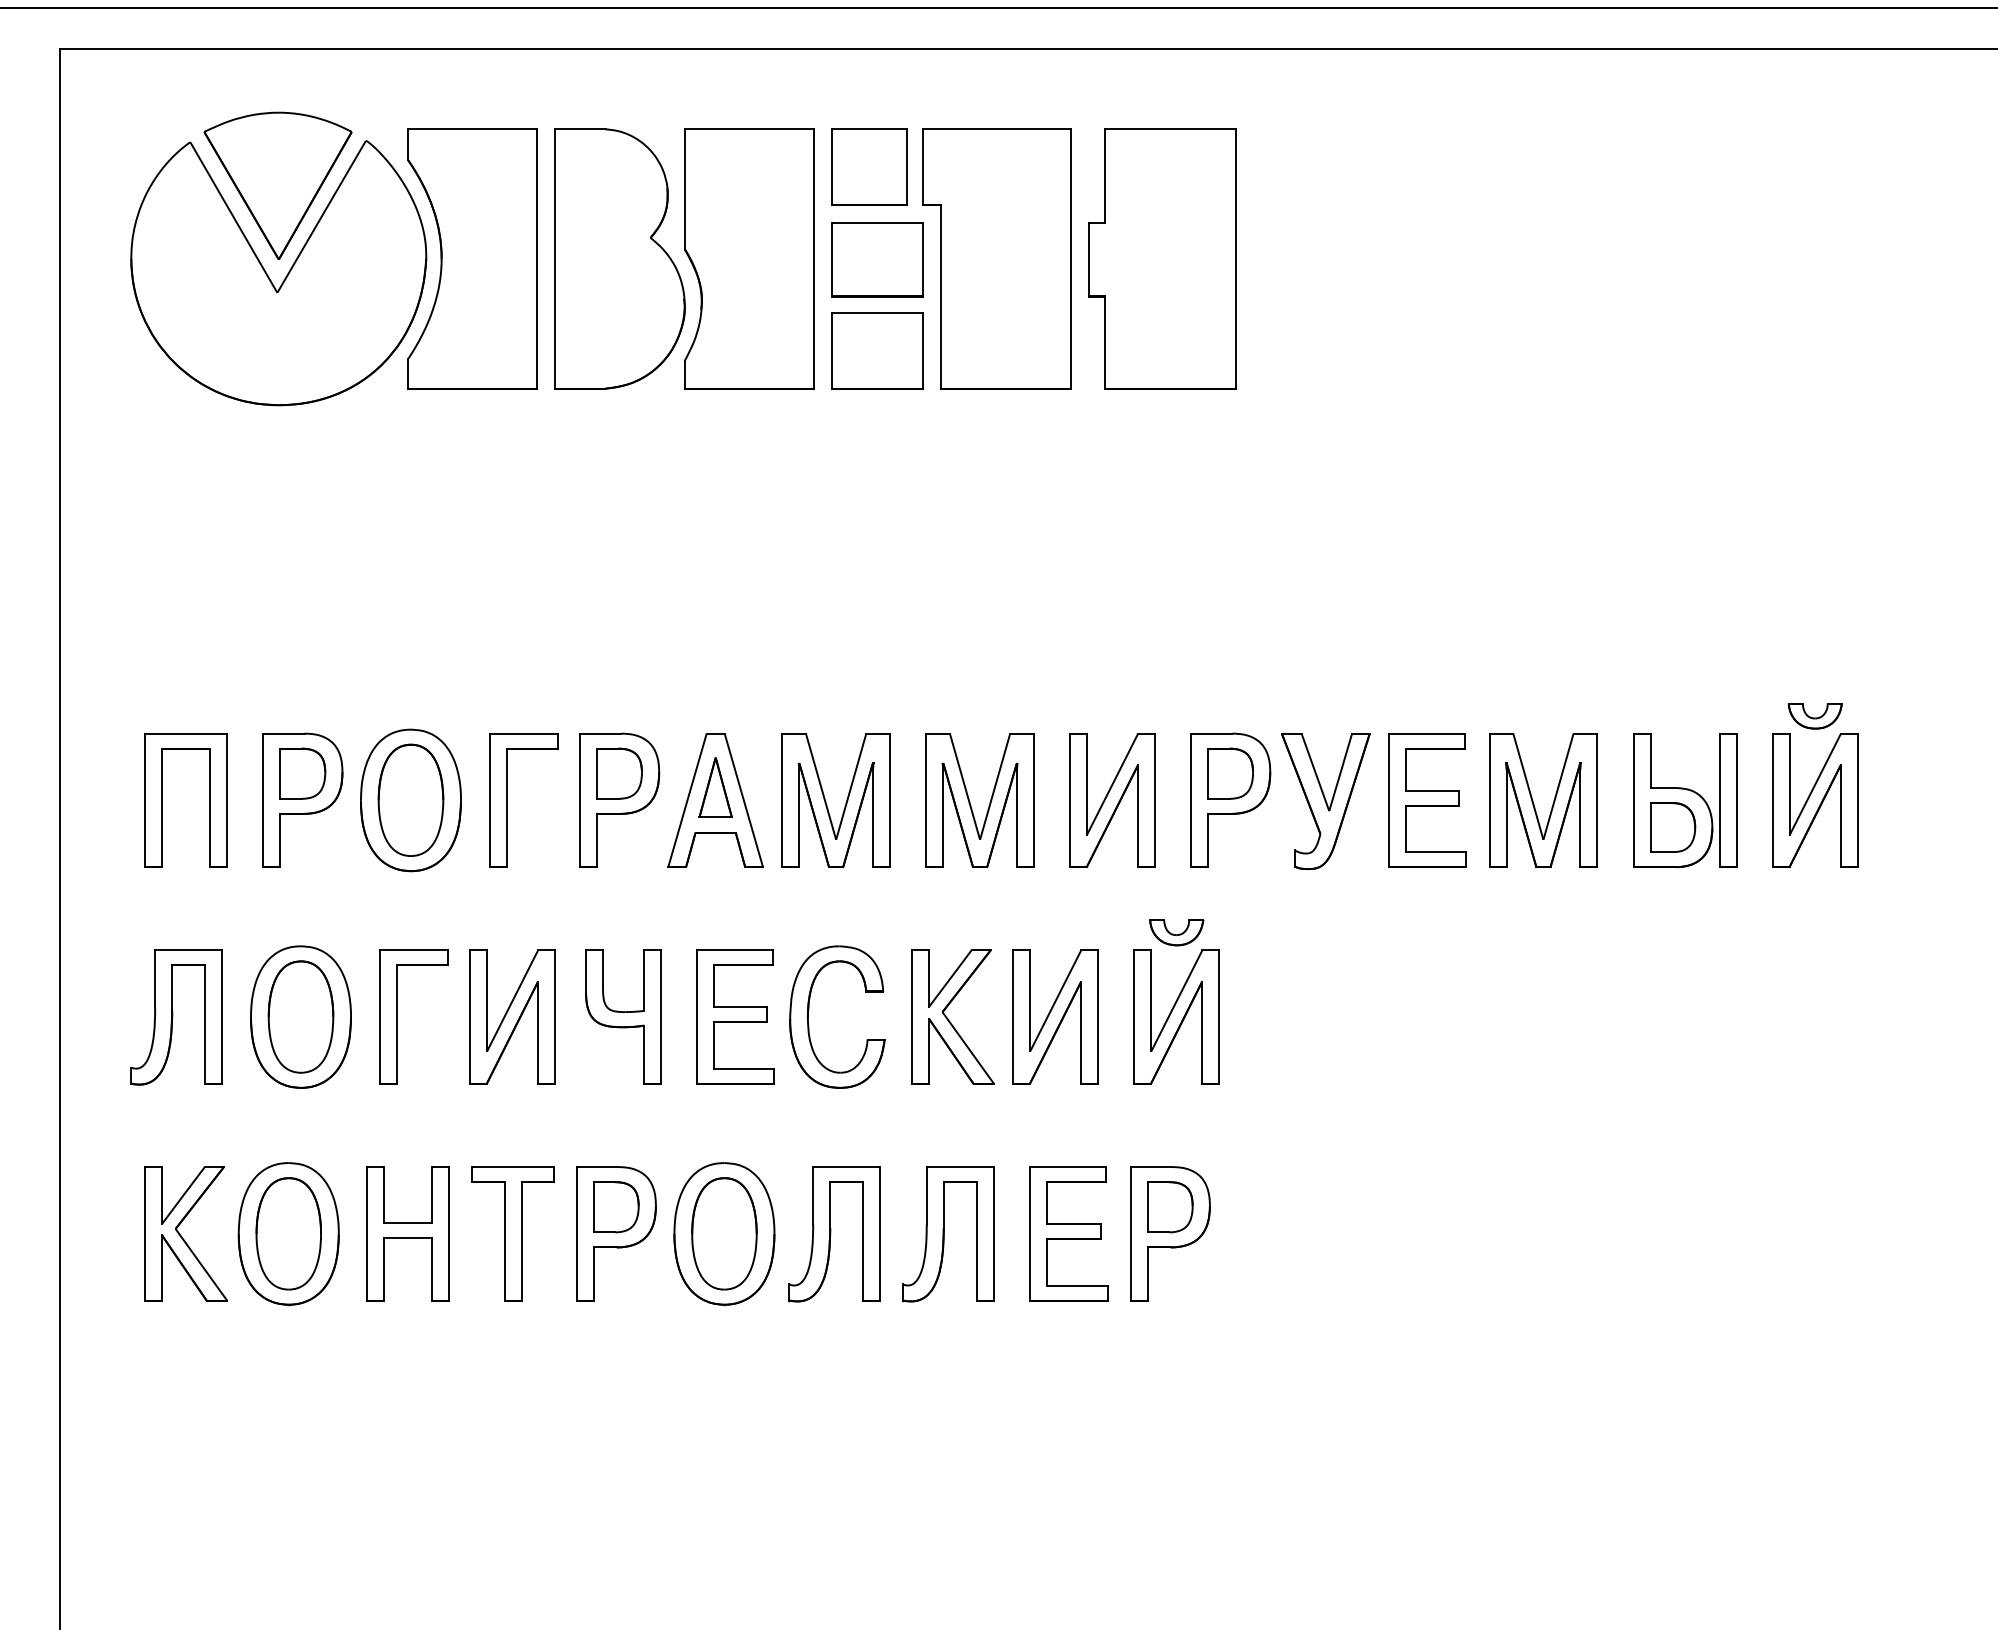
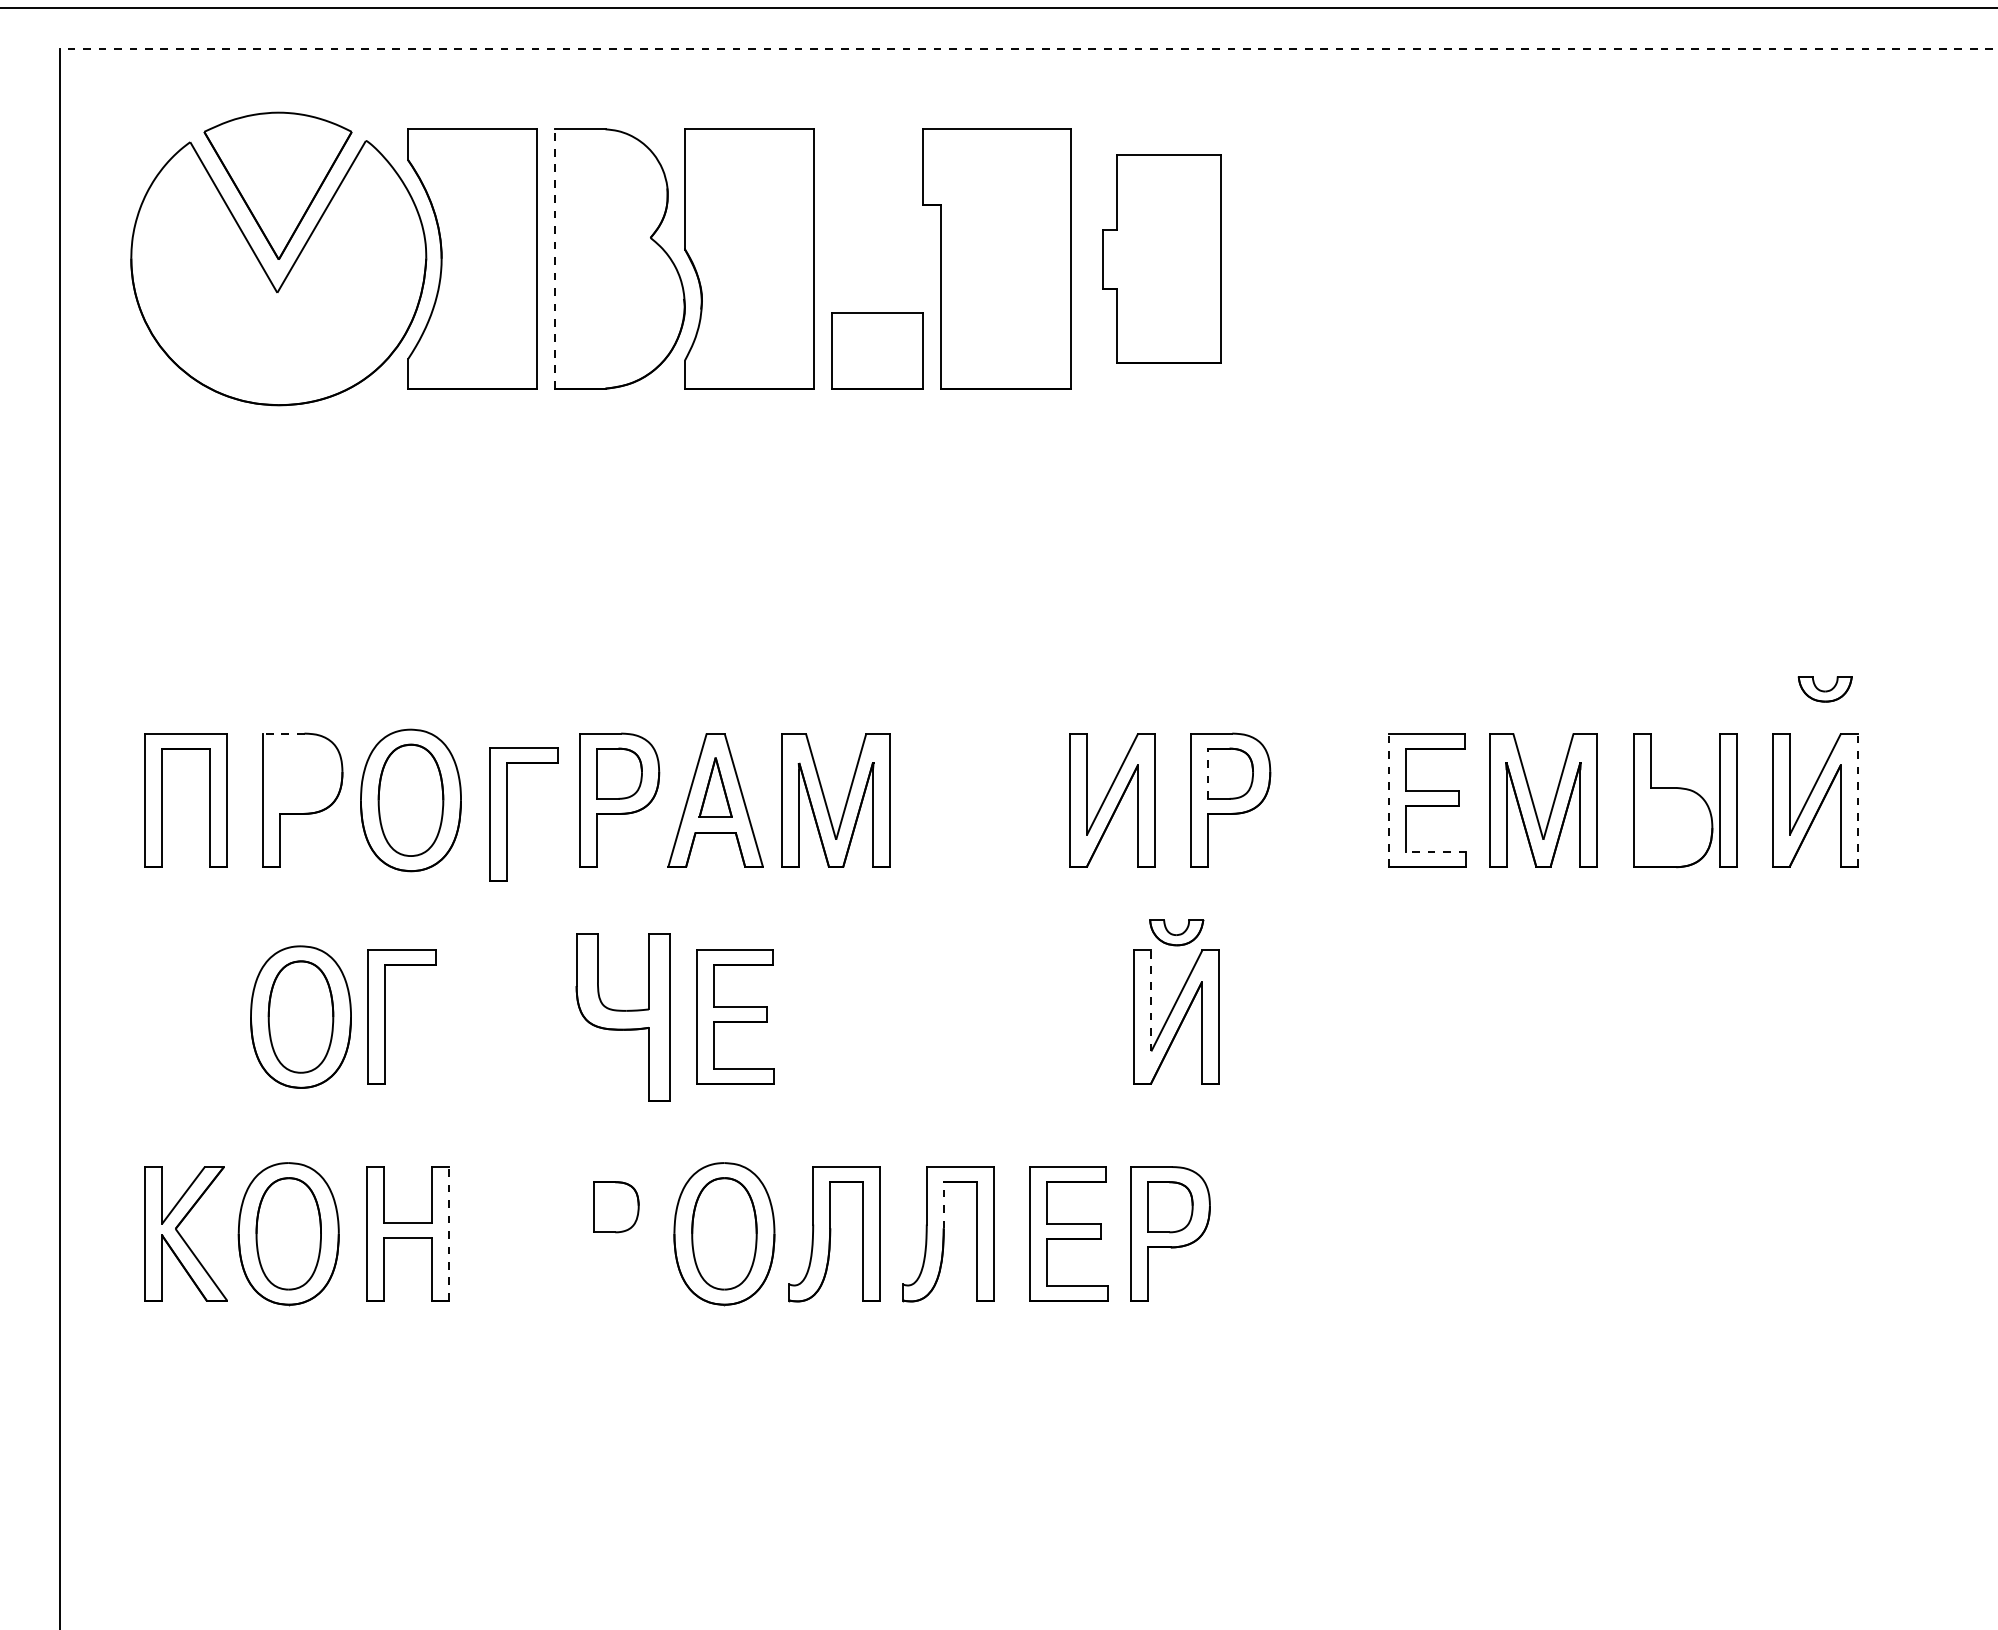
line: solid -> dashed (1028, 48)
part: present -> none (869, 166)
line: solid -> dashed (555, 258)
part size: 149x262 px -> 120x210 px (1161, 258)
part: present -> none (877, 259)
part position: (1814, 716) -> (1824, 689) (1824, 689)
line: solid -> dashed (283, 733)
part: present -> none (302, 773)
line: solid -> dashed (1208, 773)
part position: (507, 800) -> (507, 814) (507, 814)
line: solid -> dashed (1389, 800)
line: solid -> dashed (1857, 800)
part: present -> none (970, 801)
part: present -> none (1325, 801)
part: present -> none (1673, 827)
line: solid -> dashed (1435, 852)
line: solid -> dashed (1151, 1000)
part: present -> none (809, 1010)
part position: (397, 1016) -> (385, 1016) (385, 1016)
part: present -> none (512, 1016)
part size: 77x136 px -> 96x169 px (622, 1017)
part: present -> none (952, 1016)
part: present -> none (1055, 1016)
part: present -> none (176, 1017)
line: solid -> dashed (943, 1204)
line: solid -> dashed (449, 1233)
part: present -> none (512, 1233)
part: present -> none (616, 1233)
